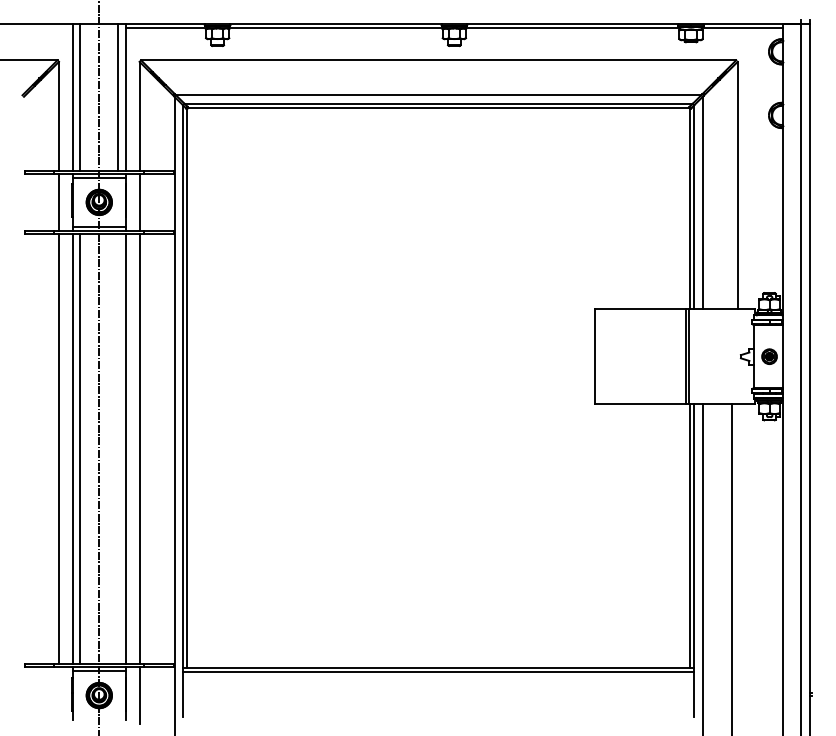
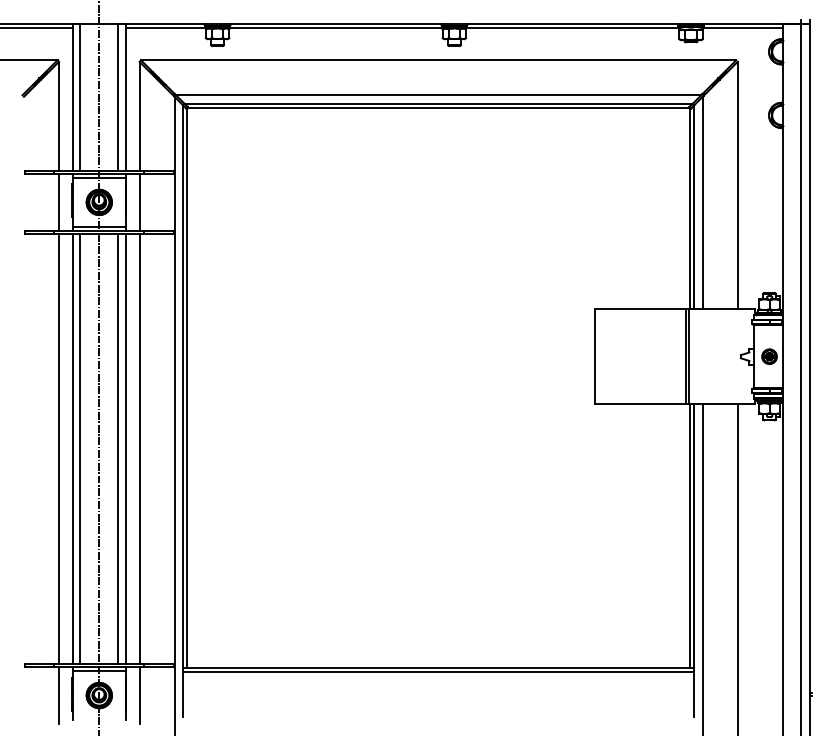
line: none -> present (37, 28)
line: none -> present (118, 448)
line position: (731, 568) -> (737, 568) (737, 568)
line: none -> present (59, 695)
